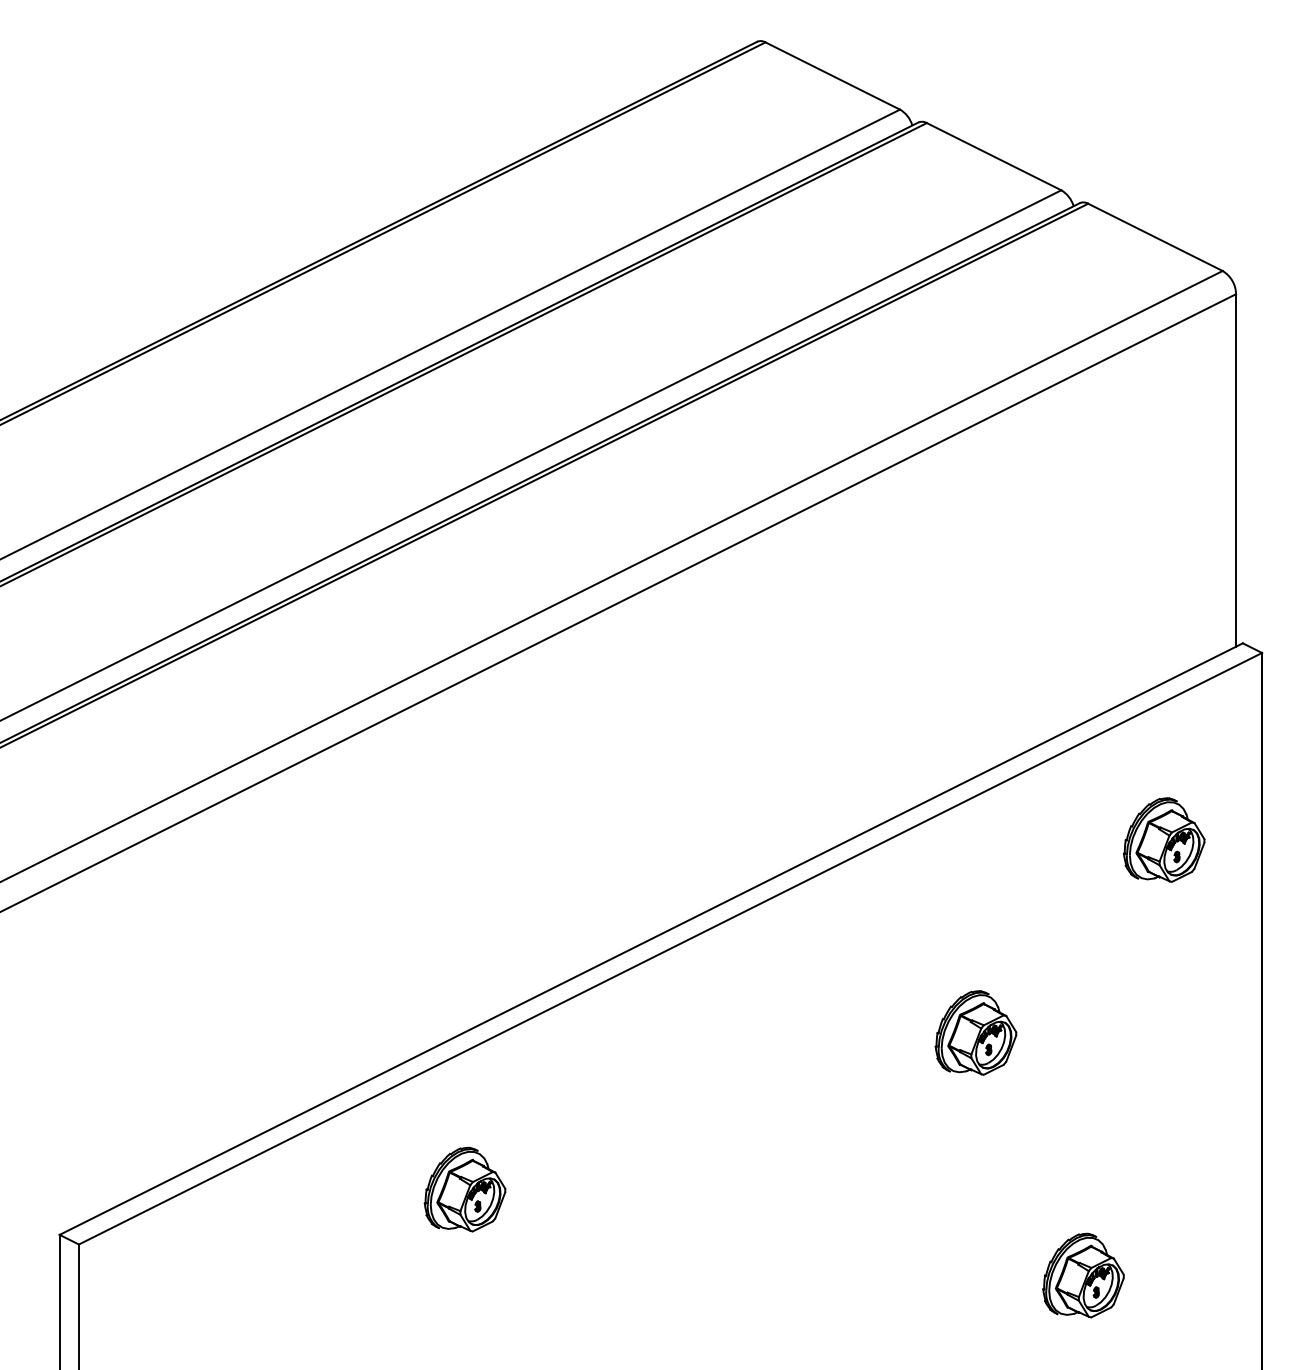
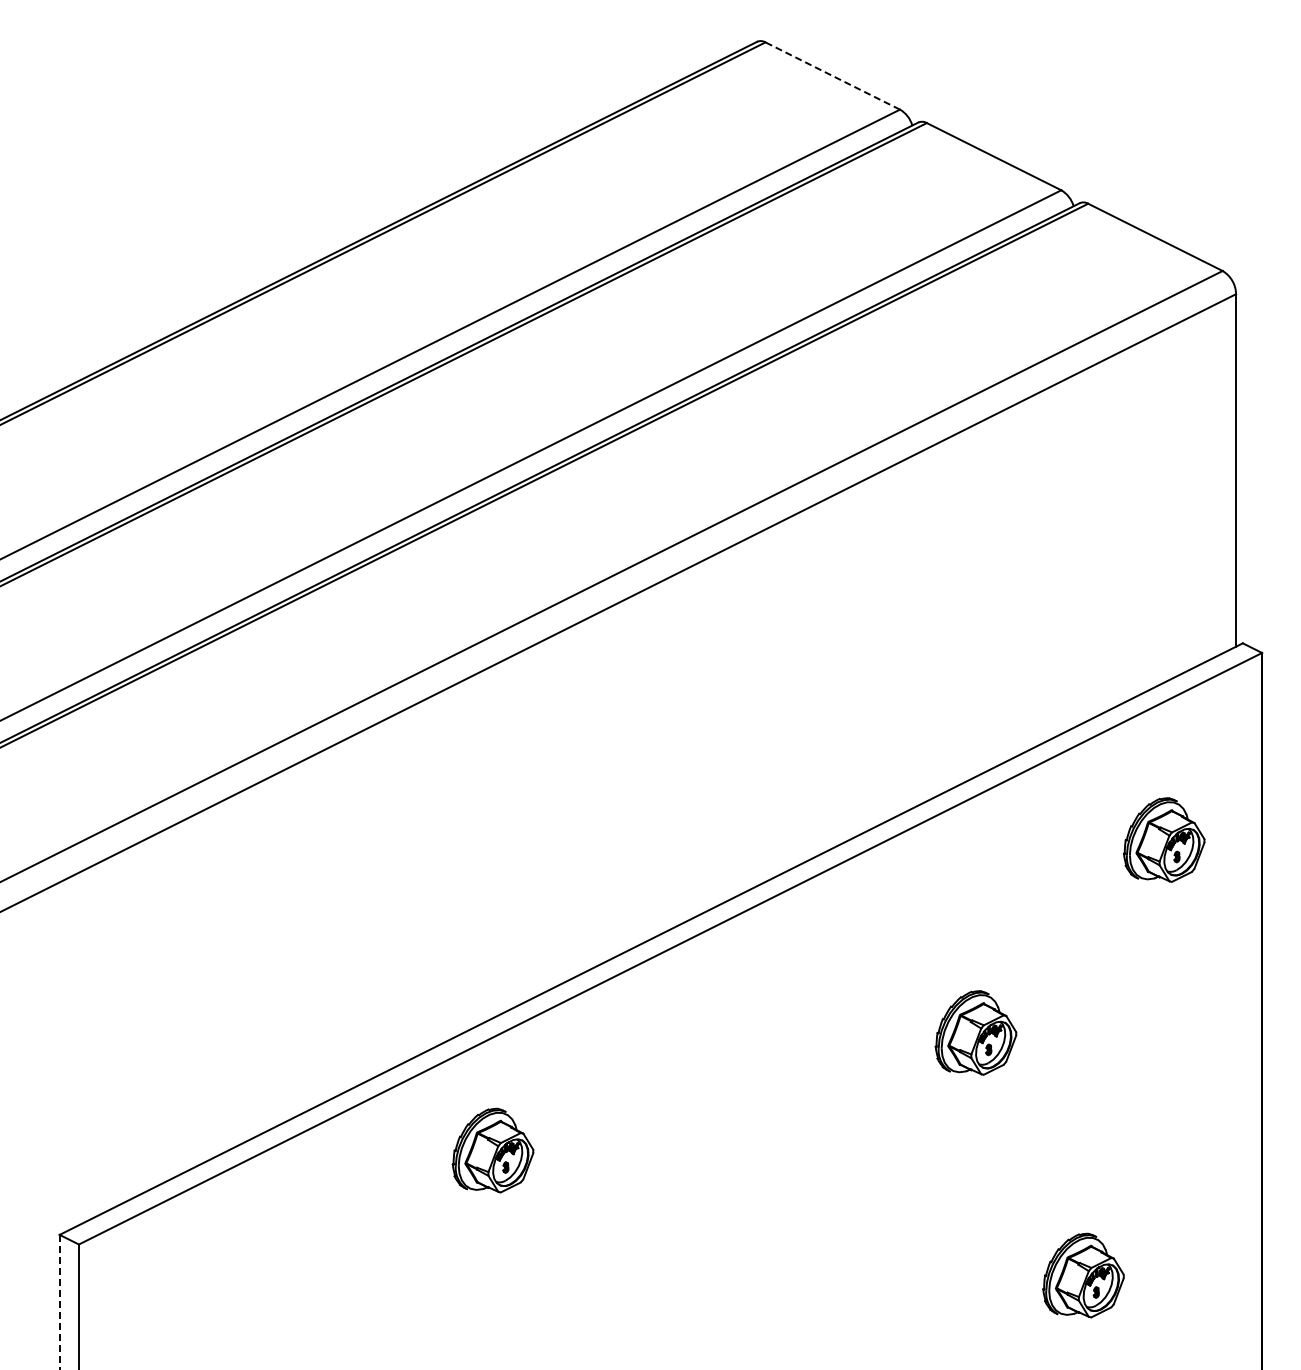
line: solid -> dashed (832, 75)
part position: (464, 1189) -> (492, 1150) (492, 1150)
line: solid -> dashed (59, 1302)
